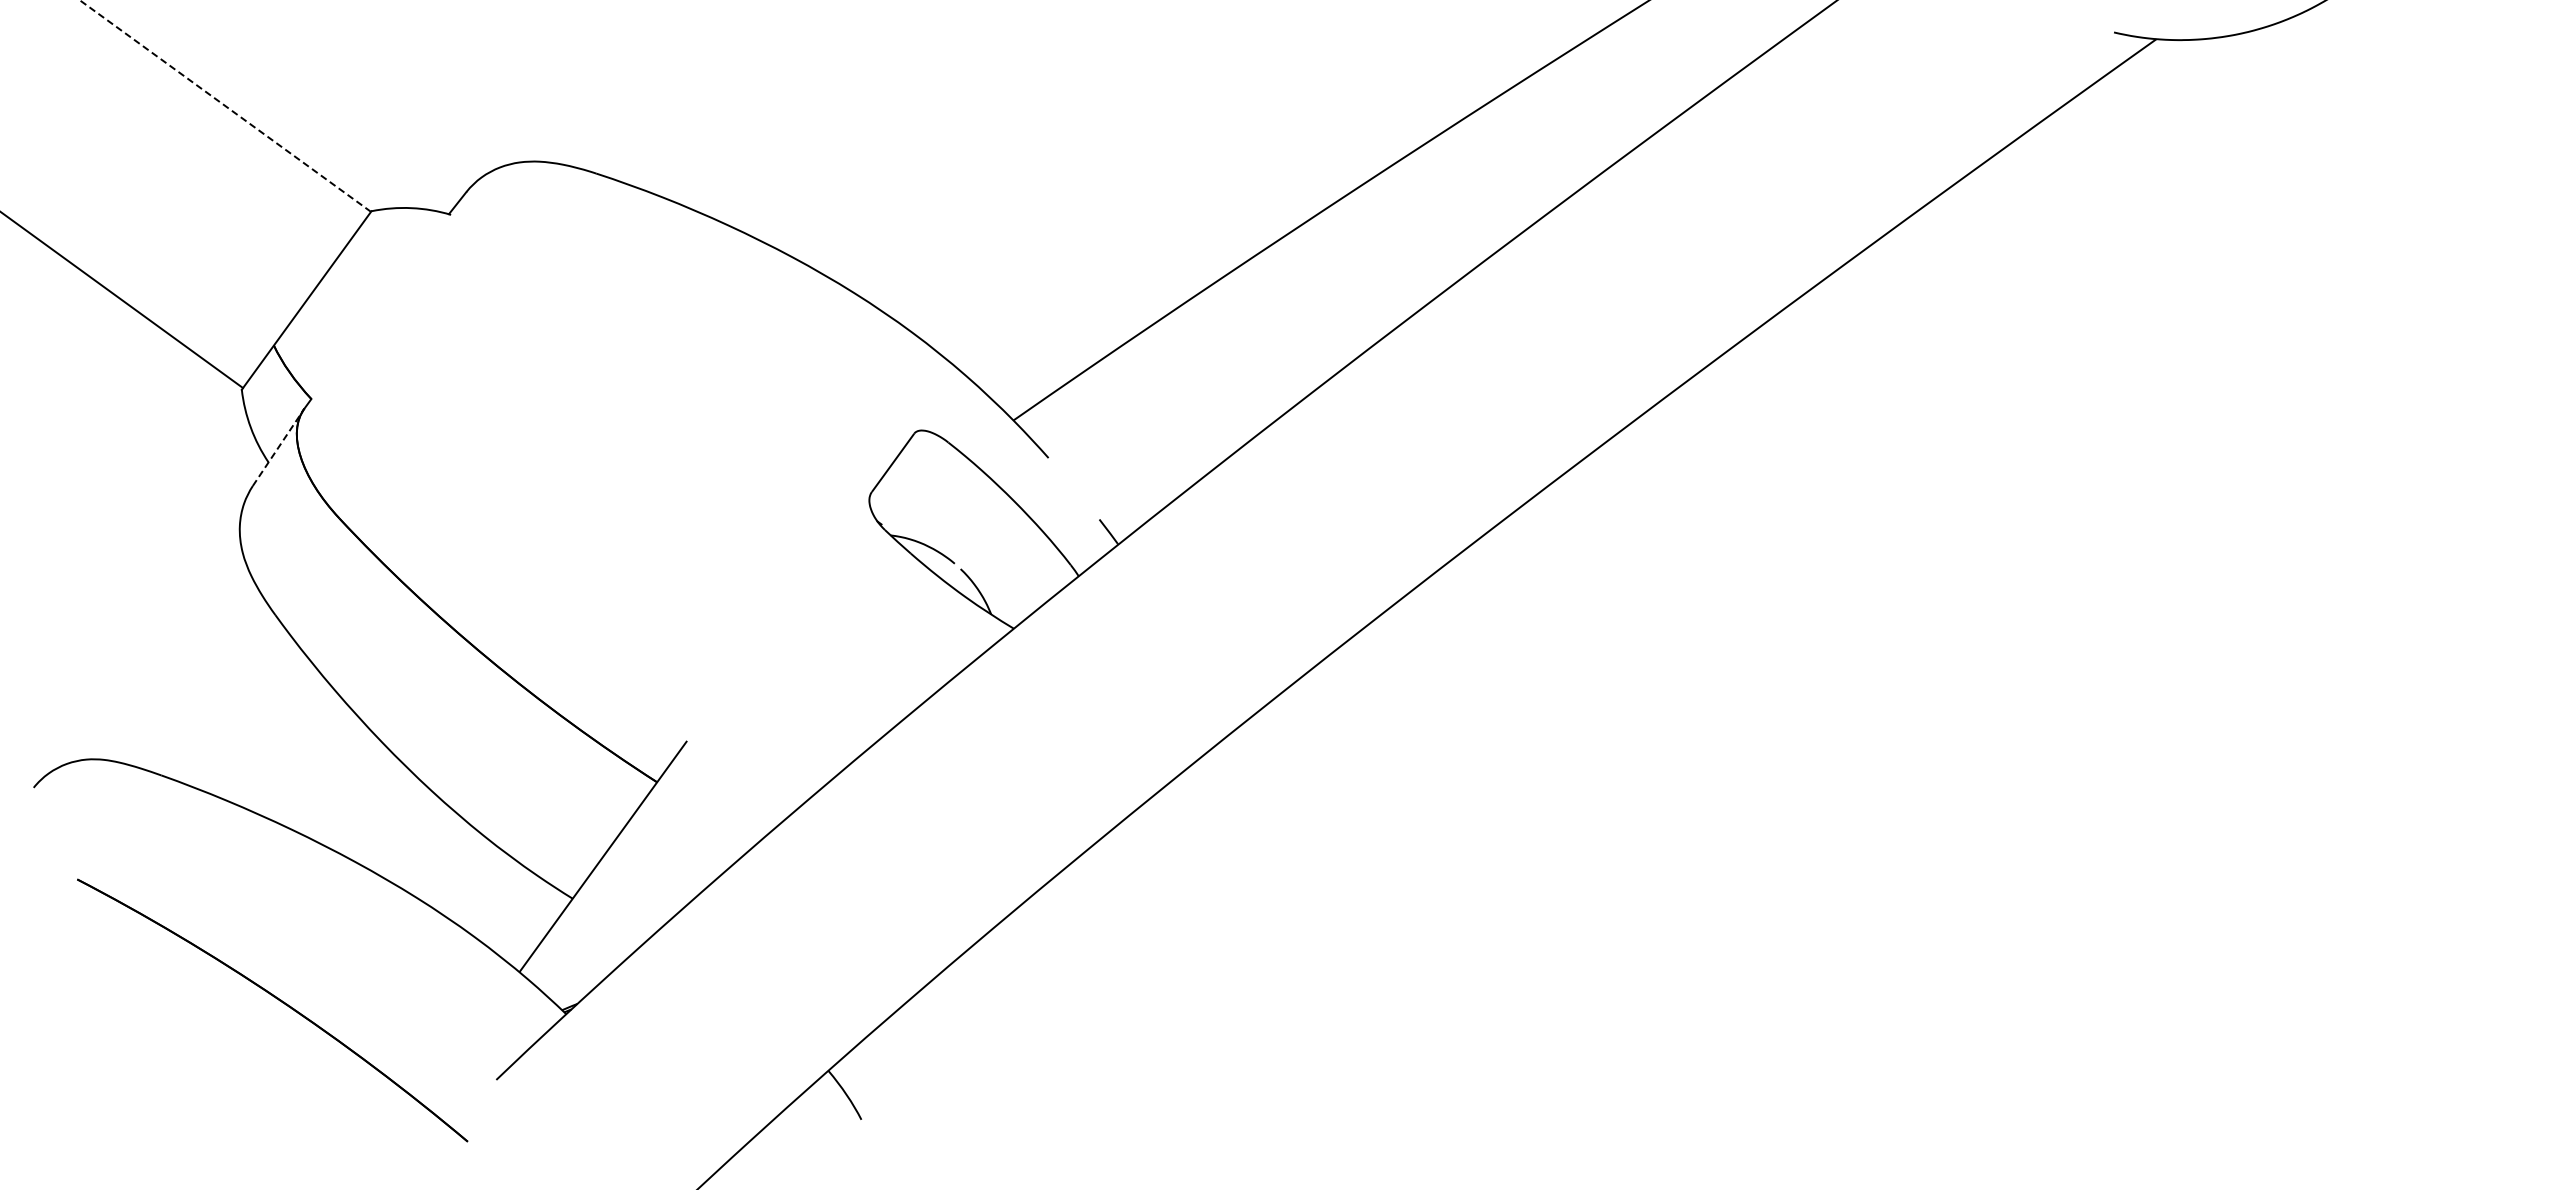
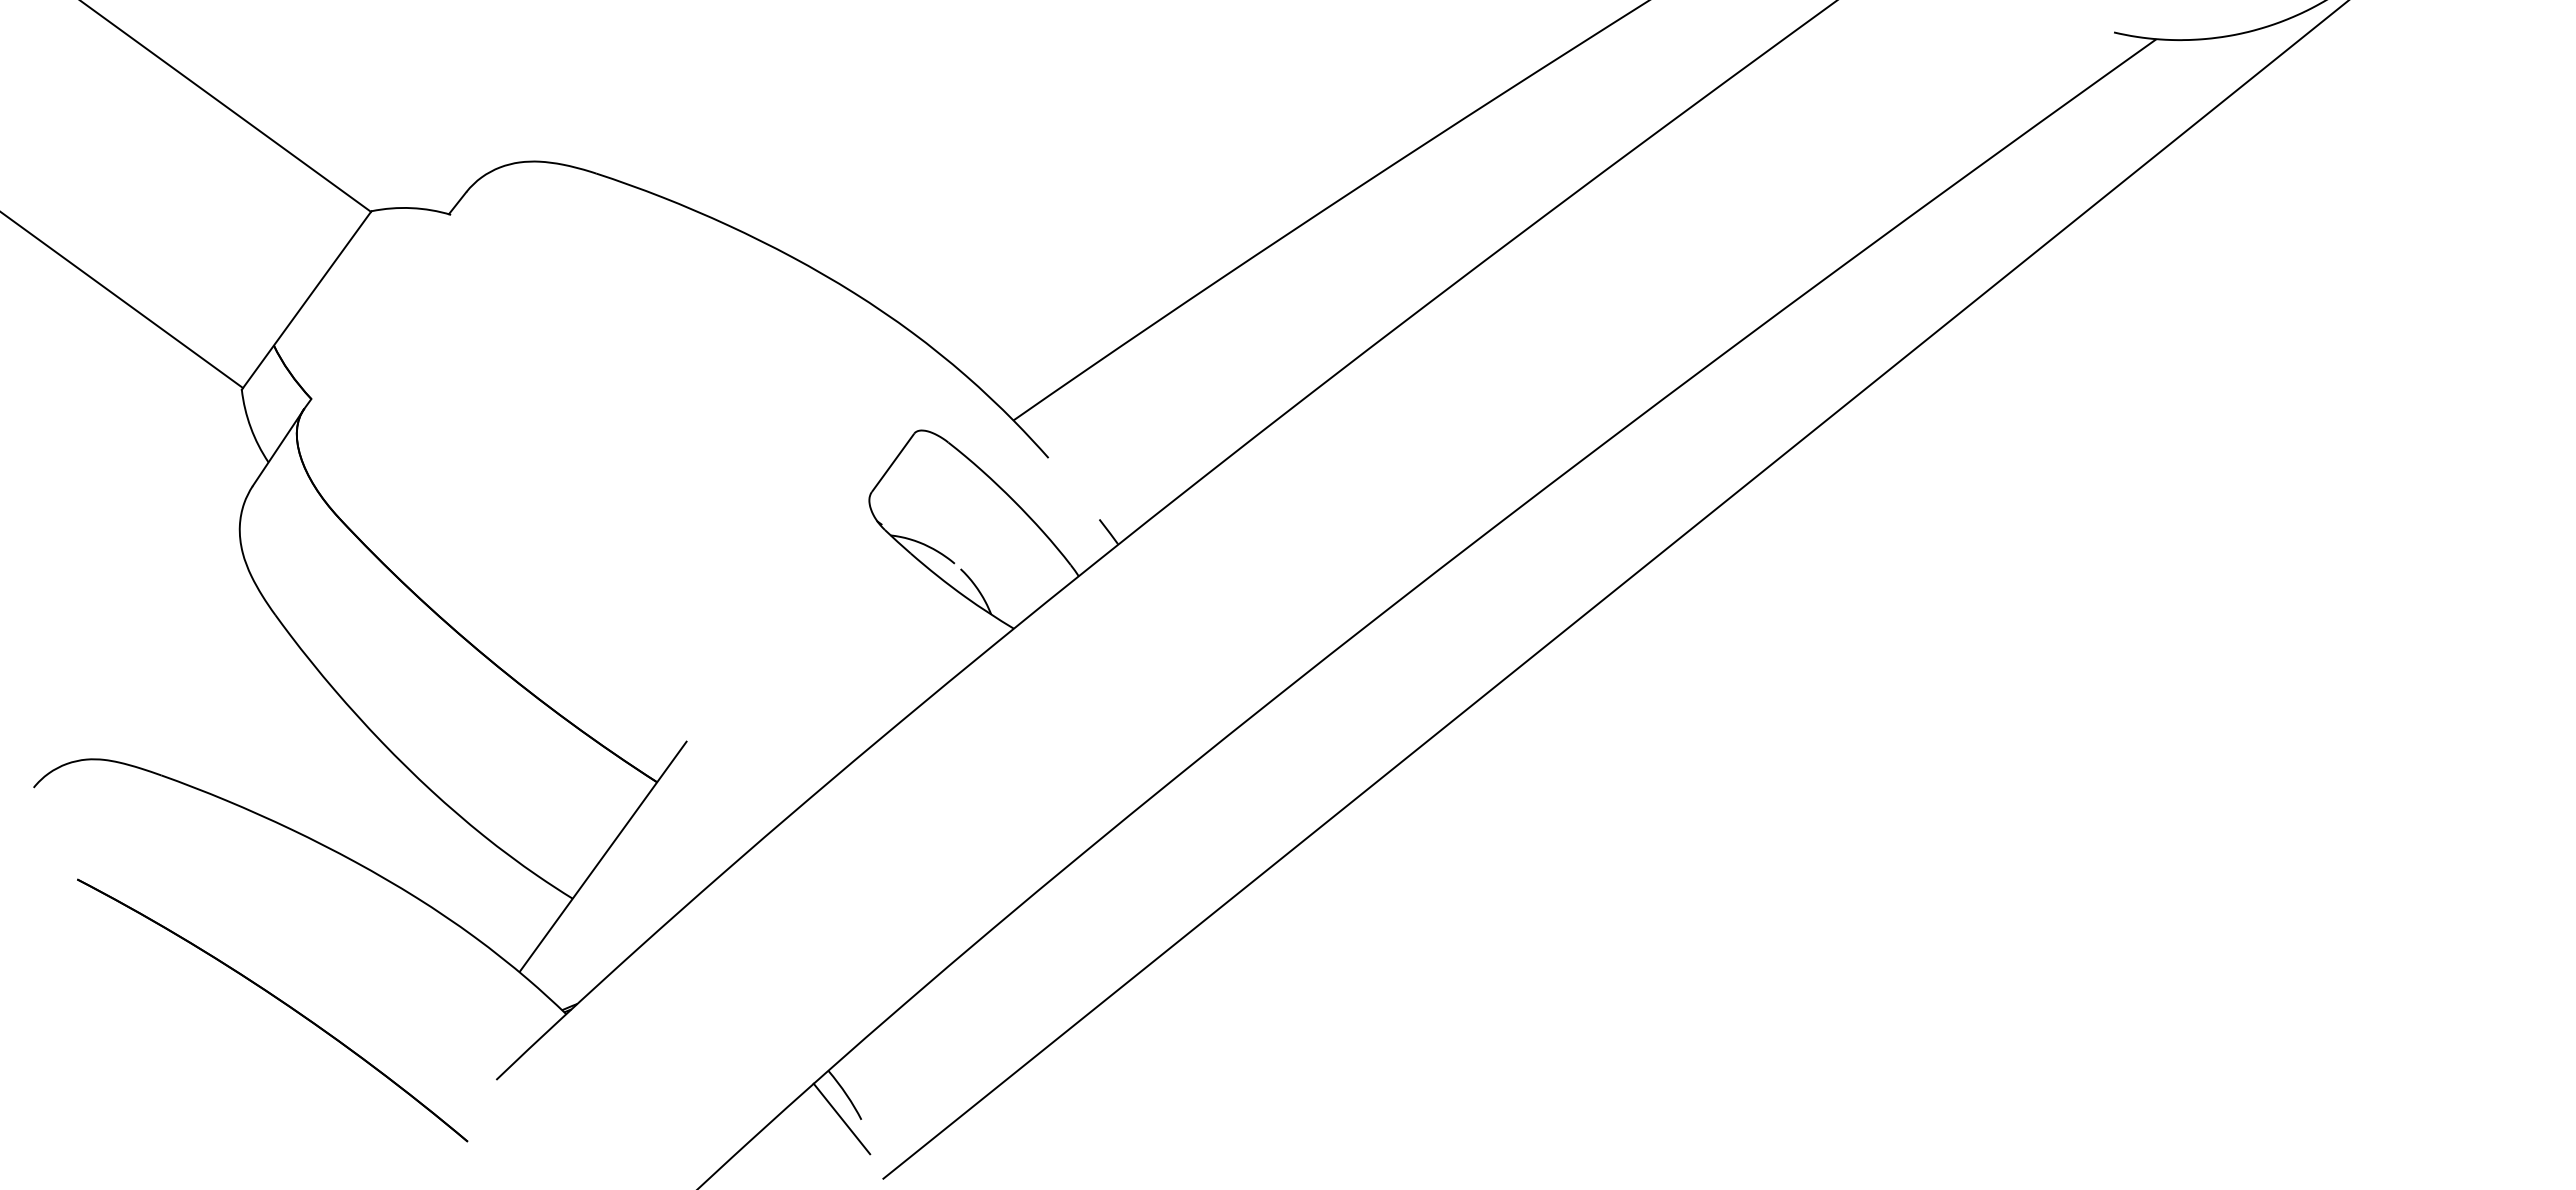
line: dashed -> solid (225, 106)
line: dashed -> solid (278, 447)
line: none -> present (1614, 590)
line: none -> present (841, 1118)
